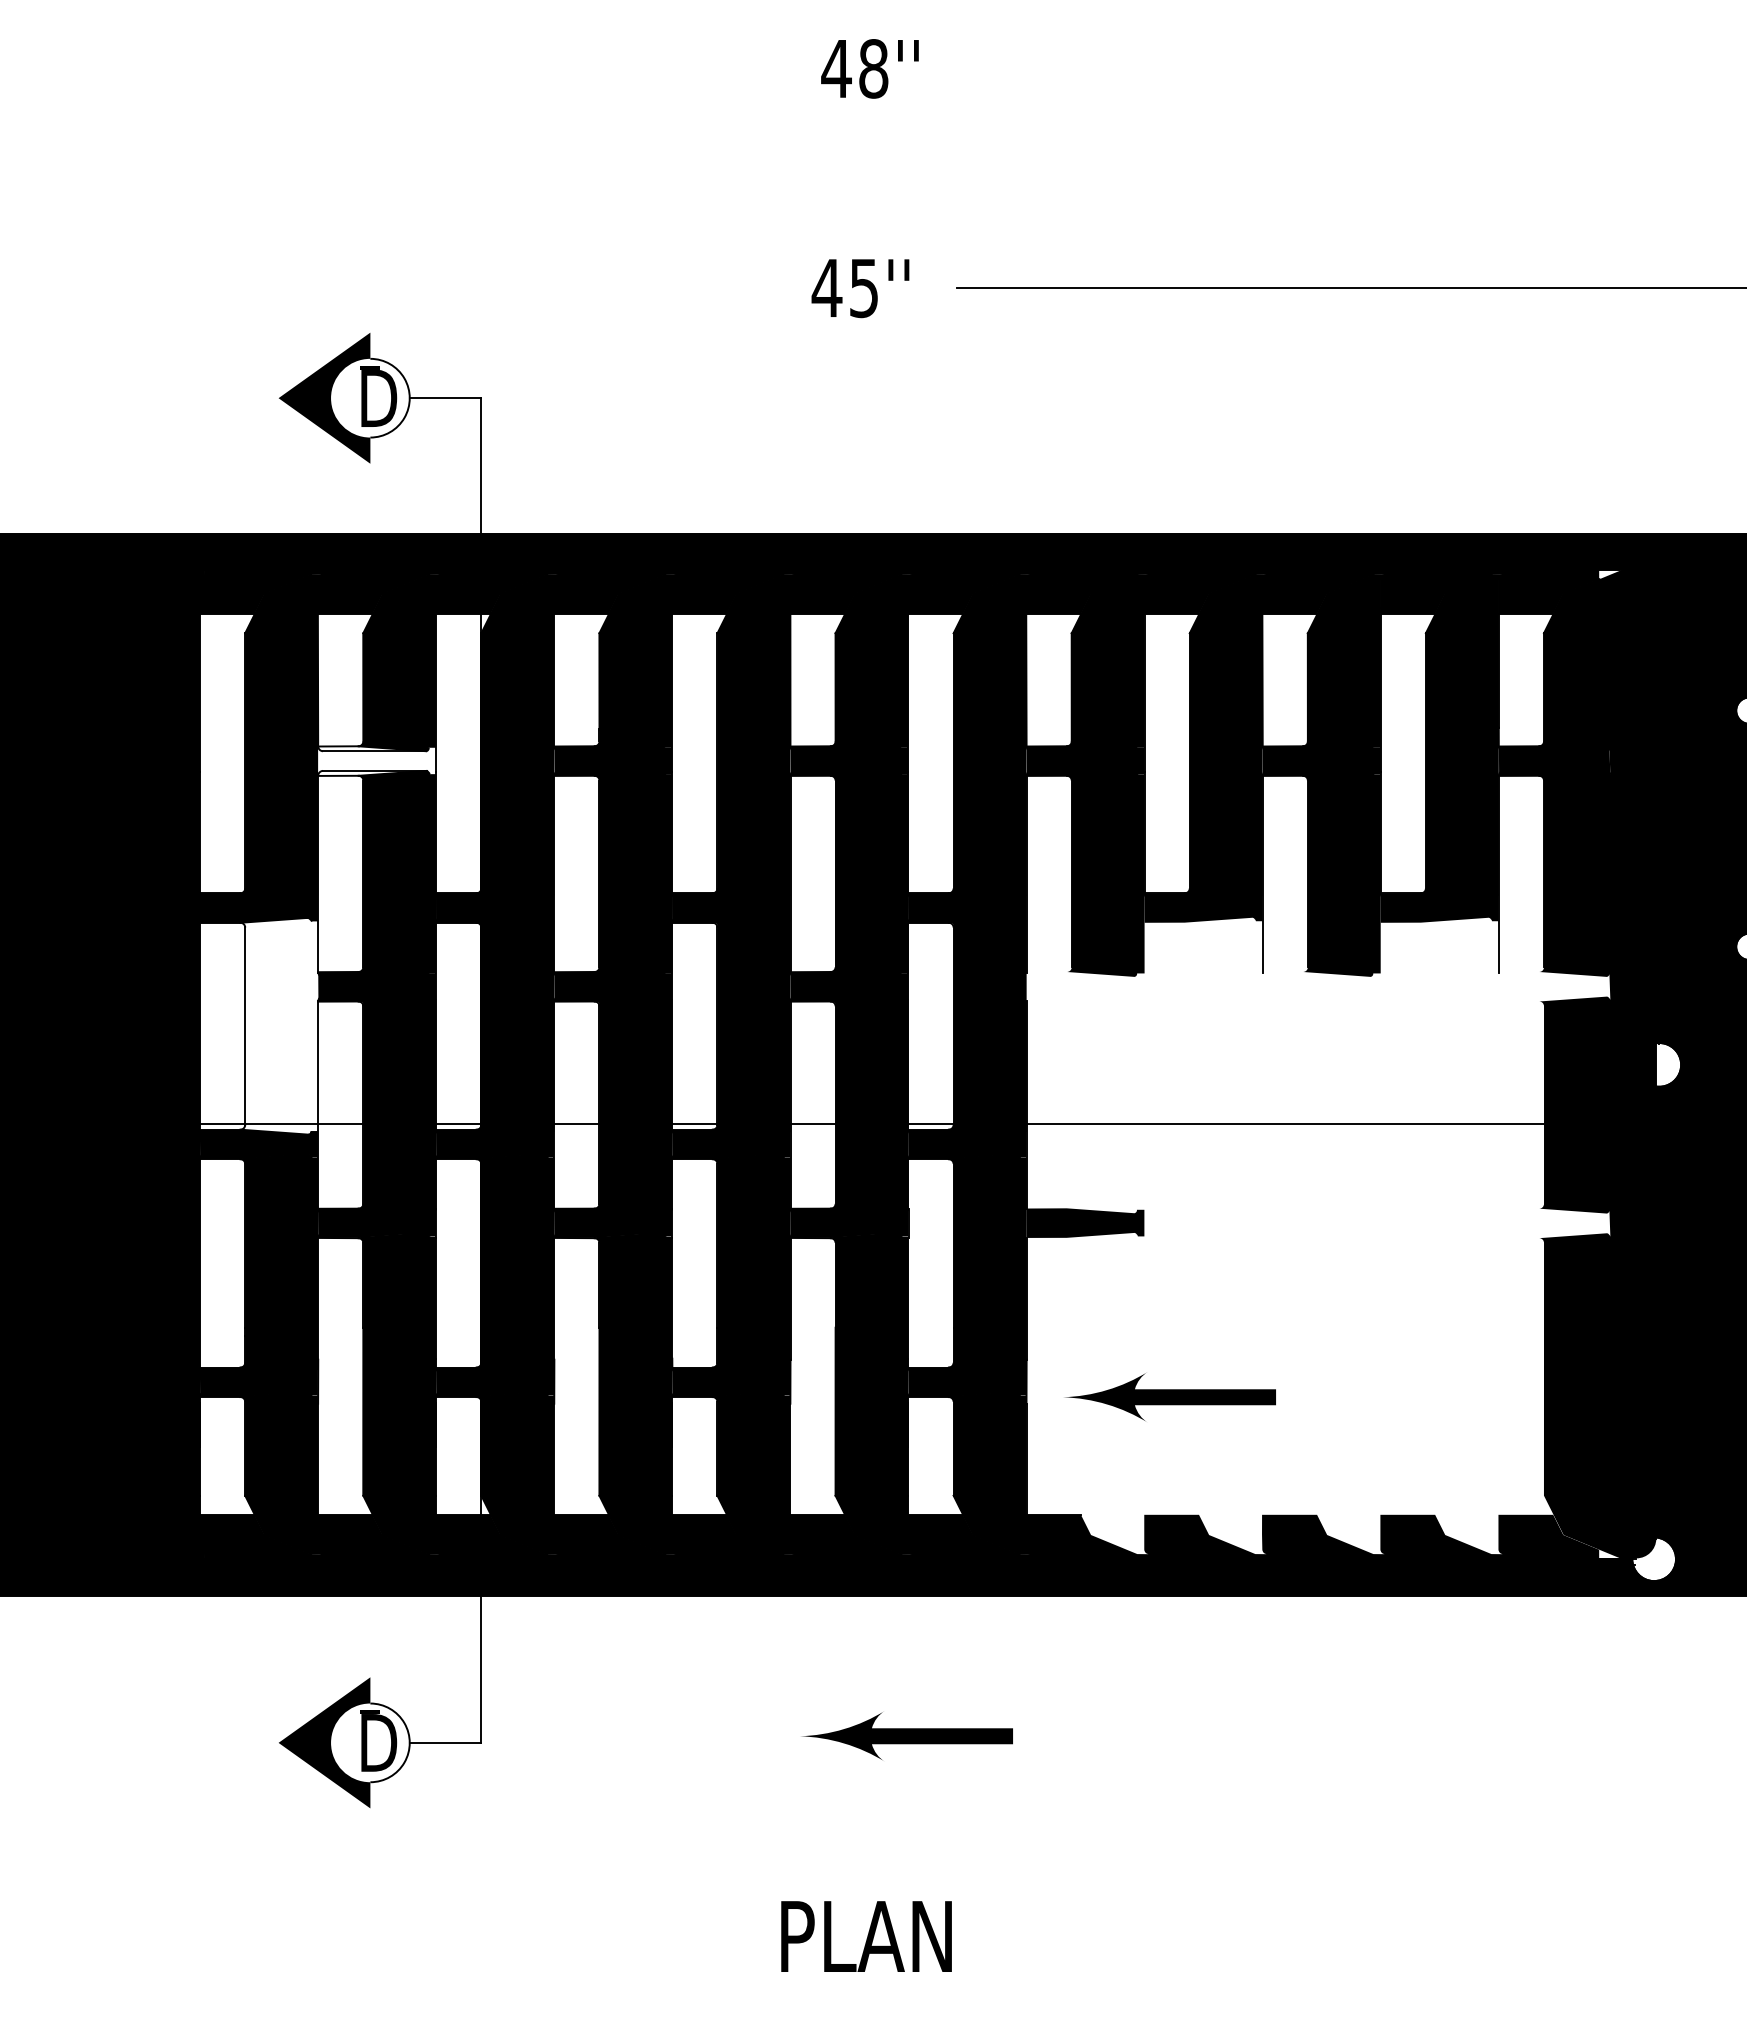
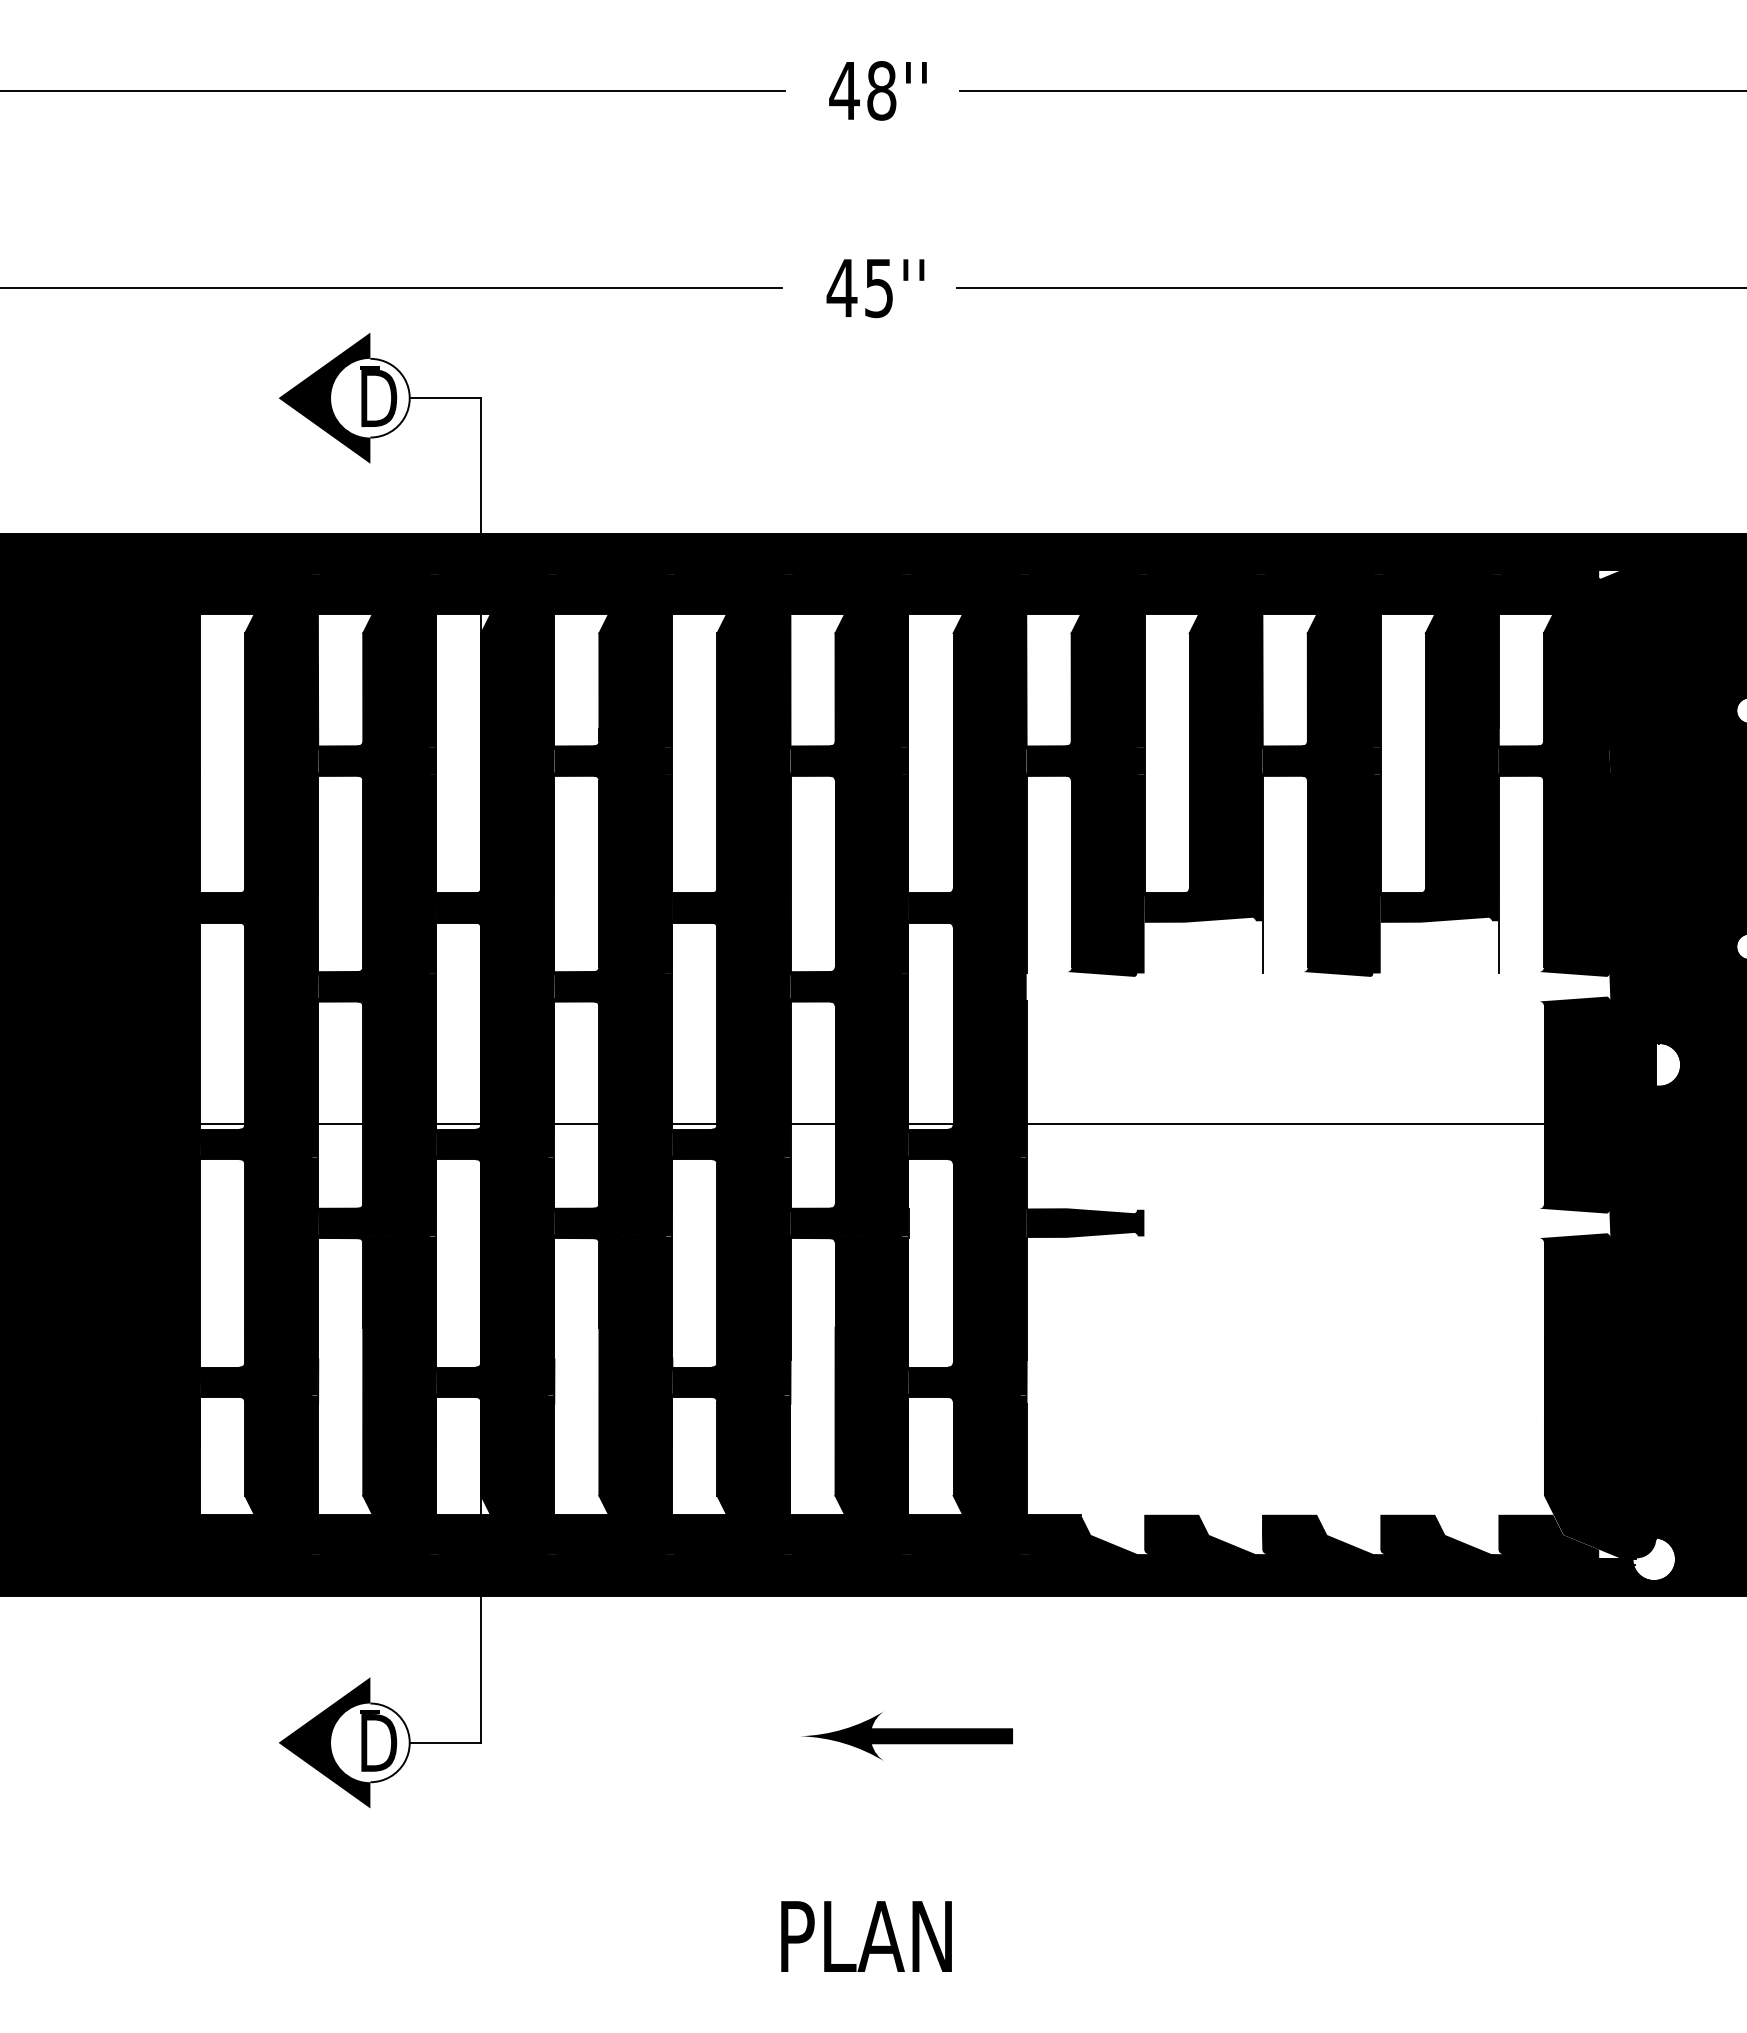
text position: (869, 68) -> (877, 90) (877, 90)
line: none -> present (393, 90)
line: none -> present (1351, 90)
line: none -> present (391, 288)
text position: (860, 288) -> (875, 288) (875, 288)
fill: none -> present (377, 760)
fill: none -> present (279, 1025)
part: present -> none (1169, 1397)
